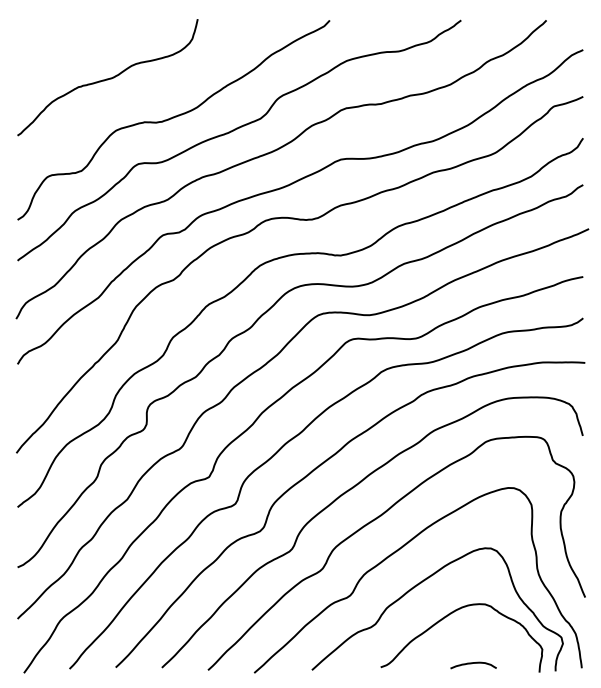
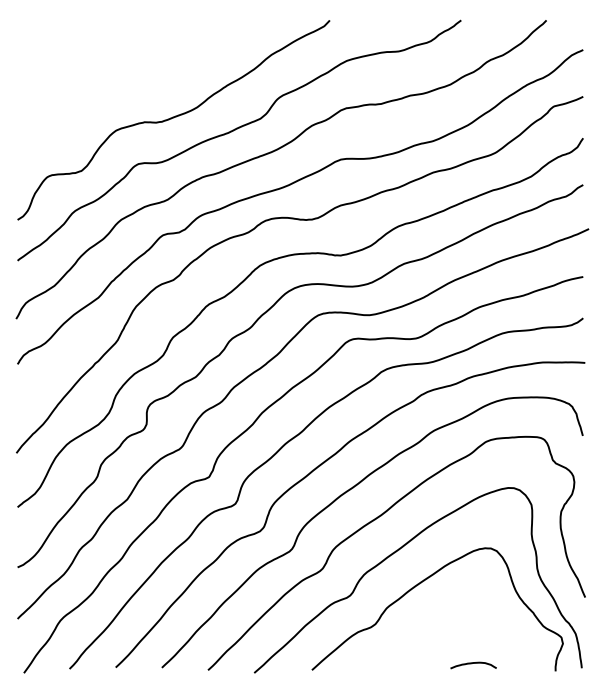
curve: present -> none (107, 78)
curve: present -> none (448, 616)
